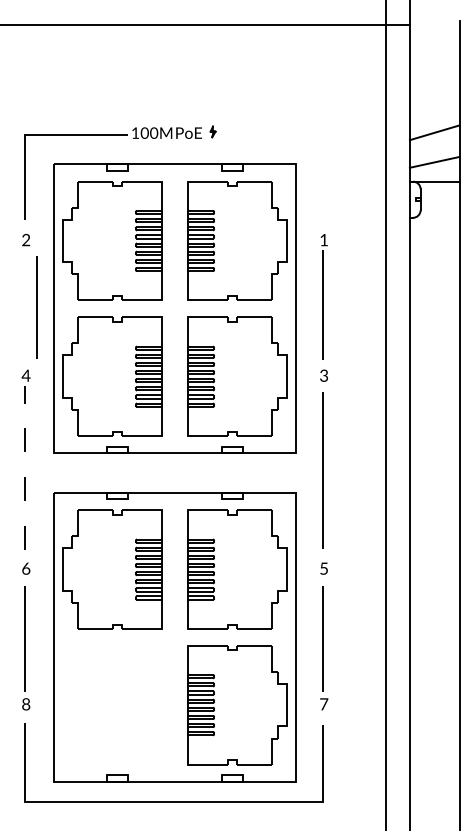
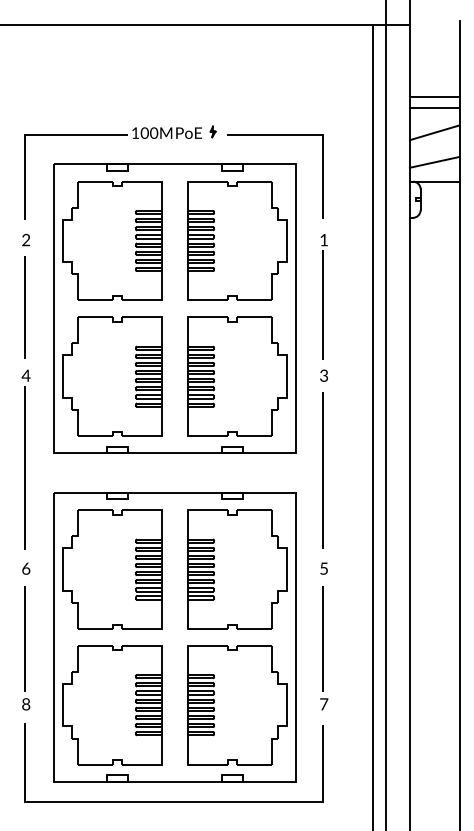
line: none -> present (434, 96)
line: none -> present (434, 107)
line: none -> present (275, 135)
line position: (36, 307) -> (24, 307) (24, 307)
line: none -> present (372, 426)
line: dashed -> solid (25, 467)
part: none -> present (112, 705)
